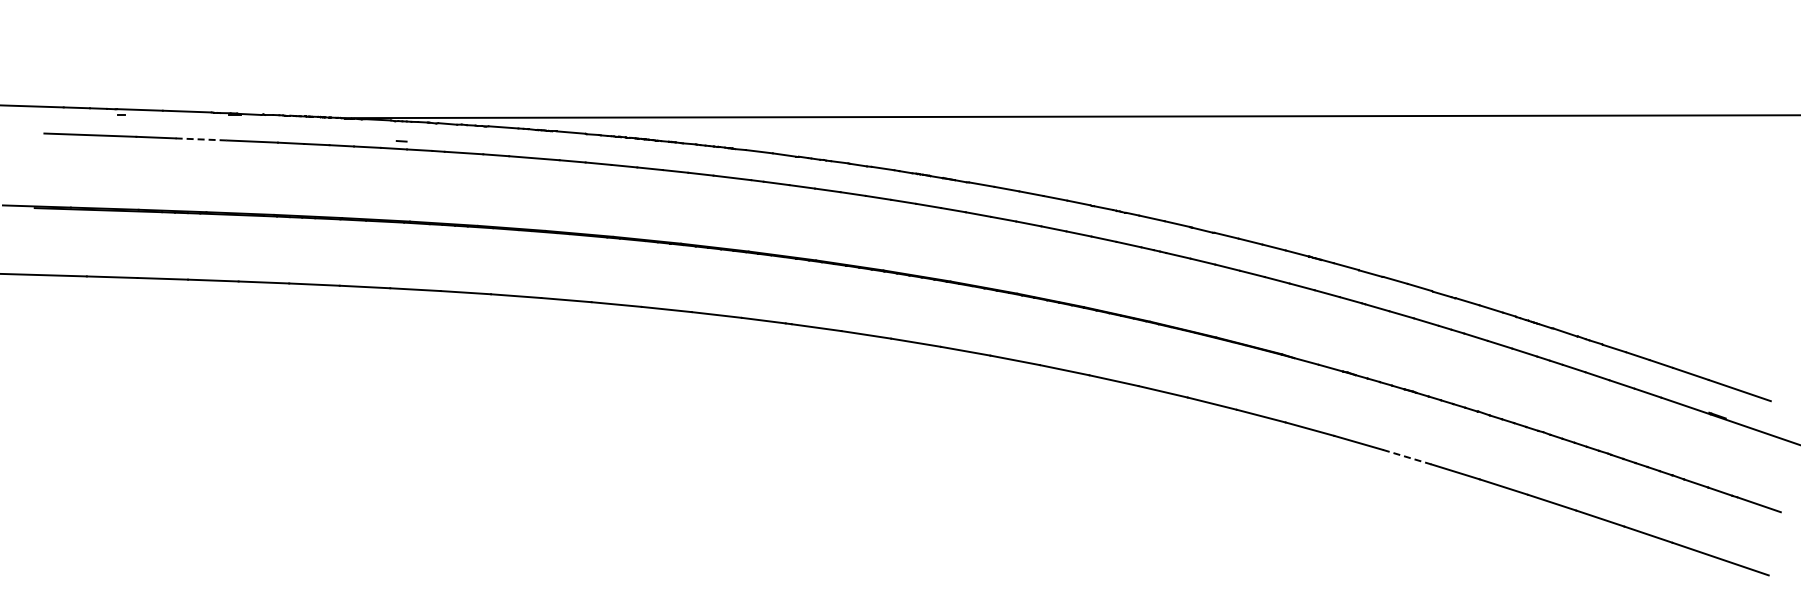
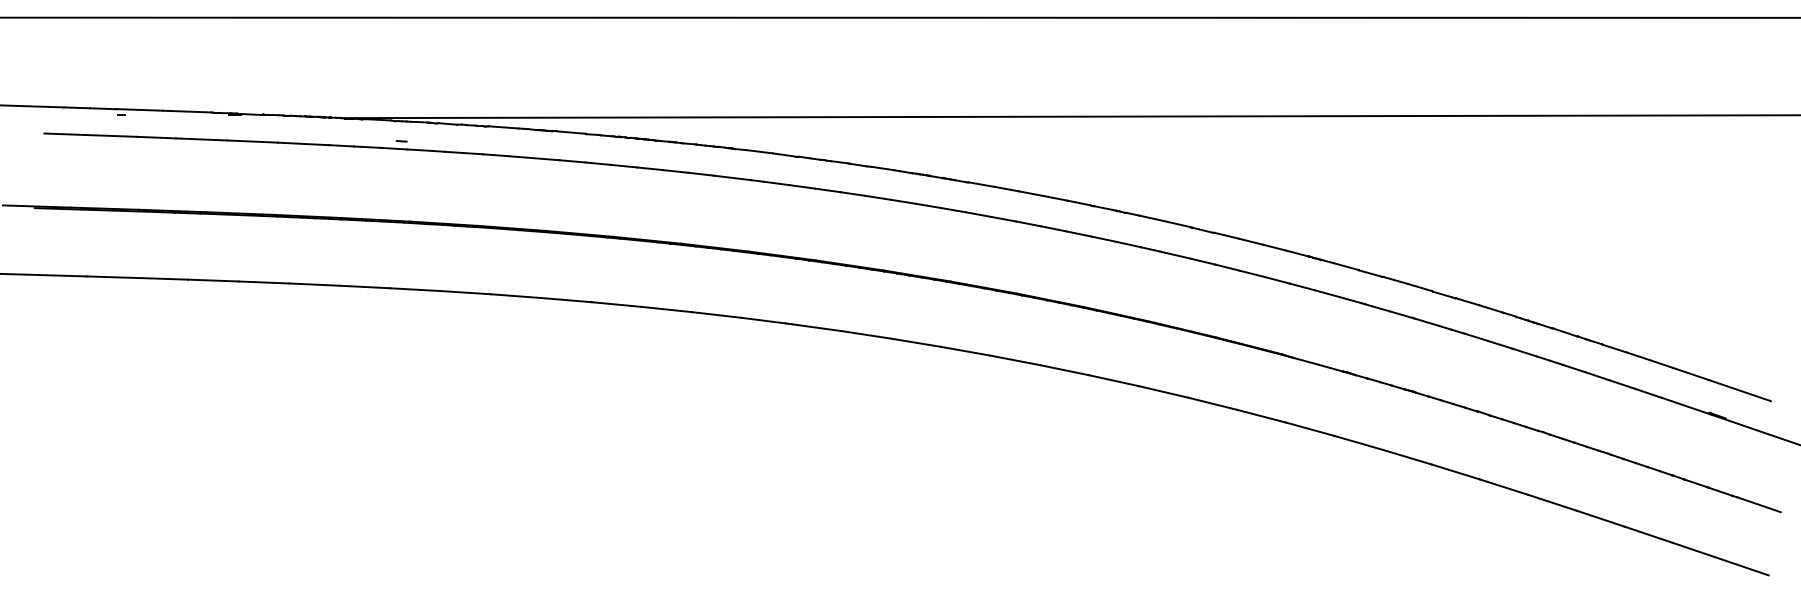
line: none -> present (899, 17)
line: dashed -> solid (201, 139)
line: dashed -> solid (1407, 457)
